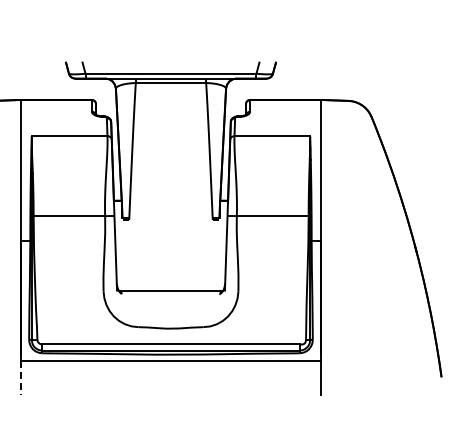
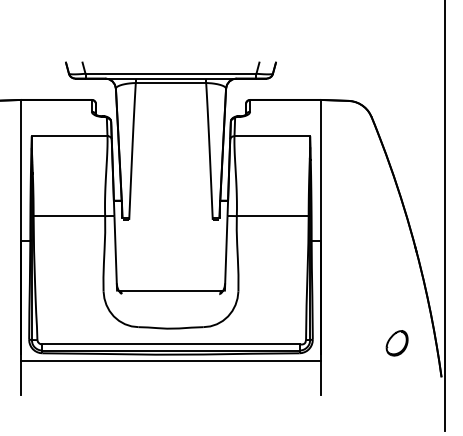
line: none -> present (445, 216)
part: none -> present (396, 343)
line: dashed -> solid (21, 378)
